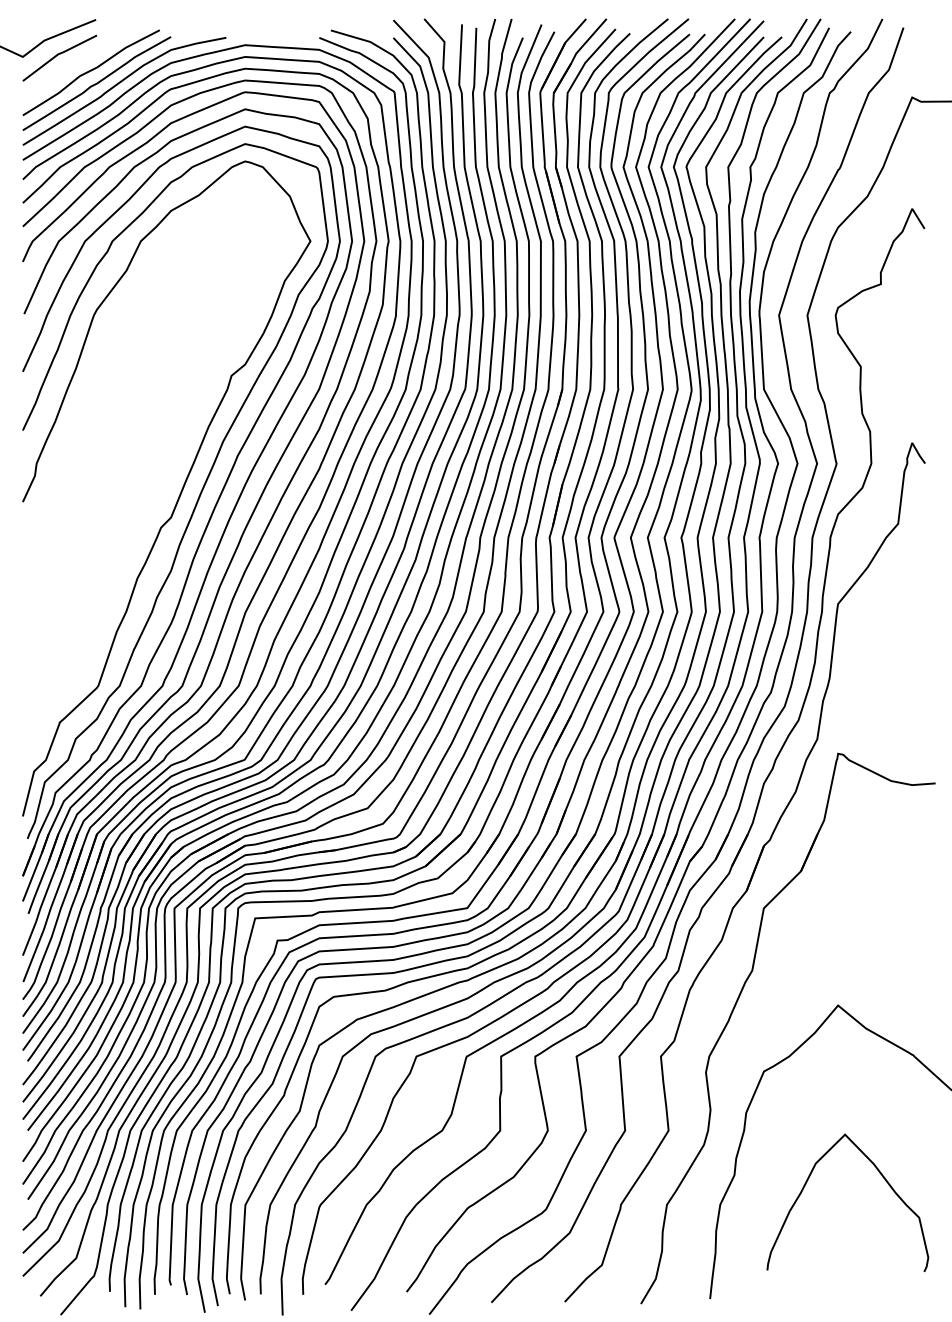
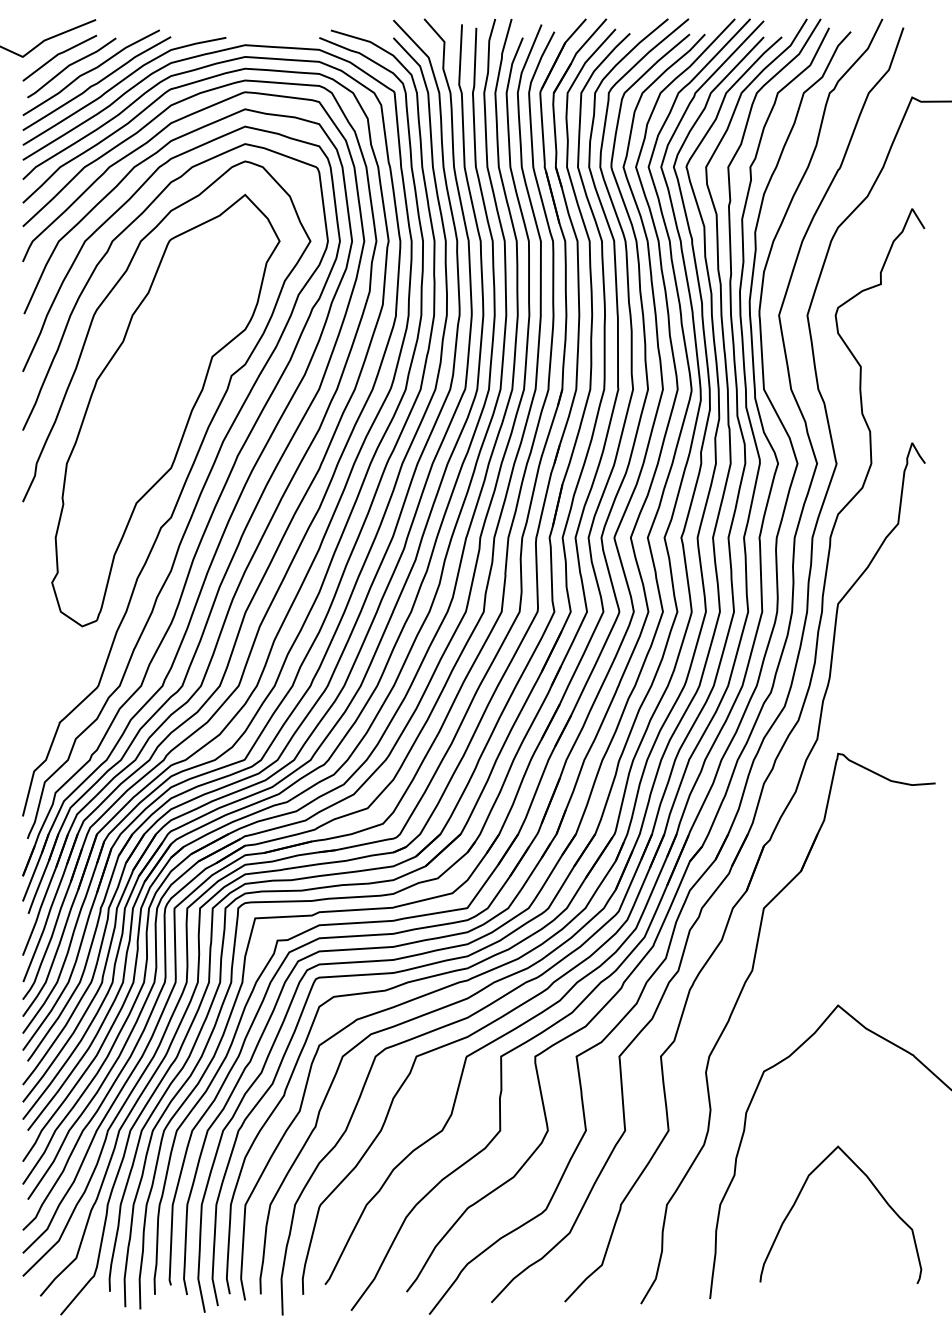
line: none -> present (71, 65)
part: none -> present (165, 410)
curve position: (882, 1177) -> (875, 1189) (875, 1189)
